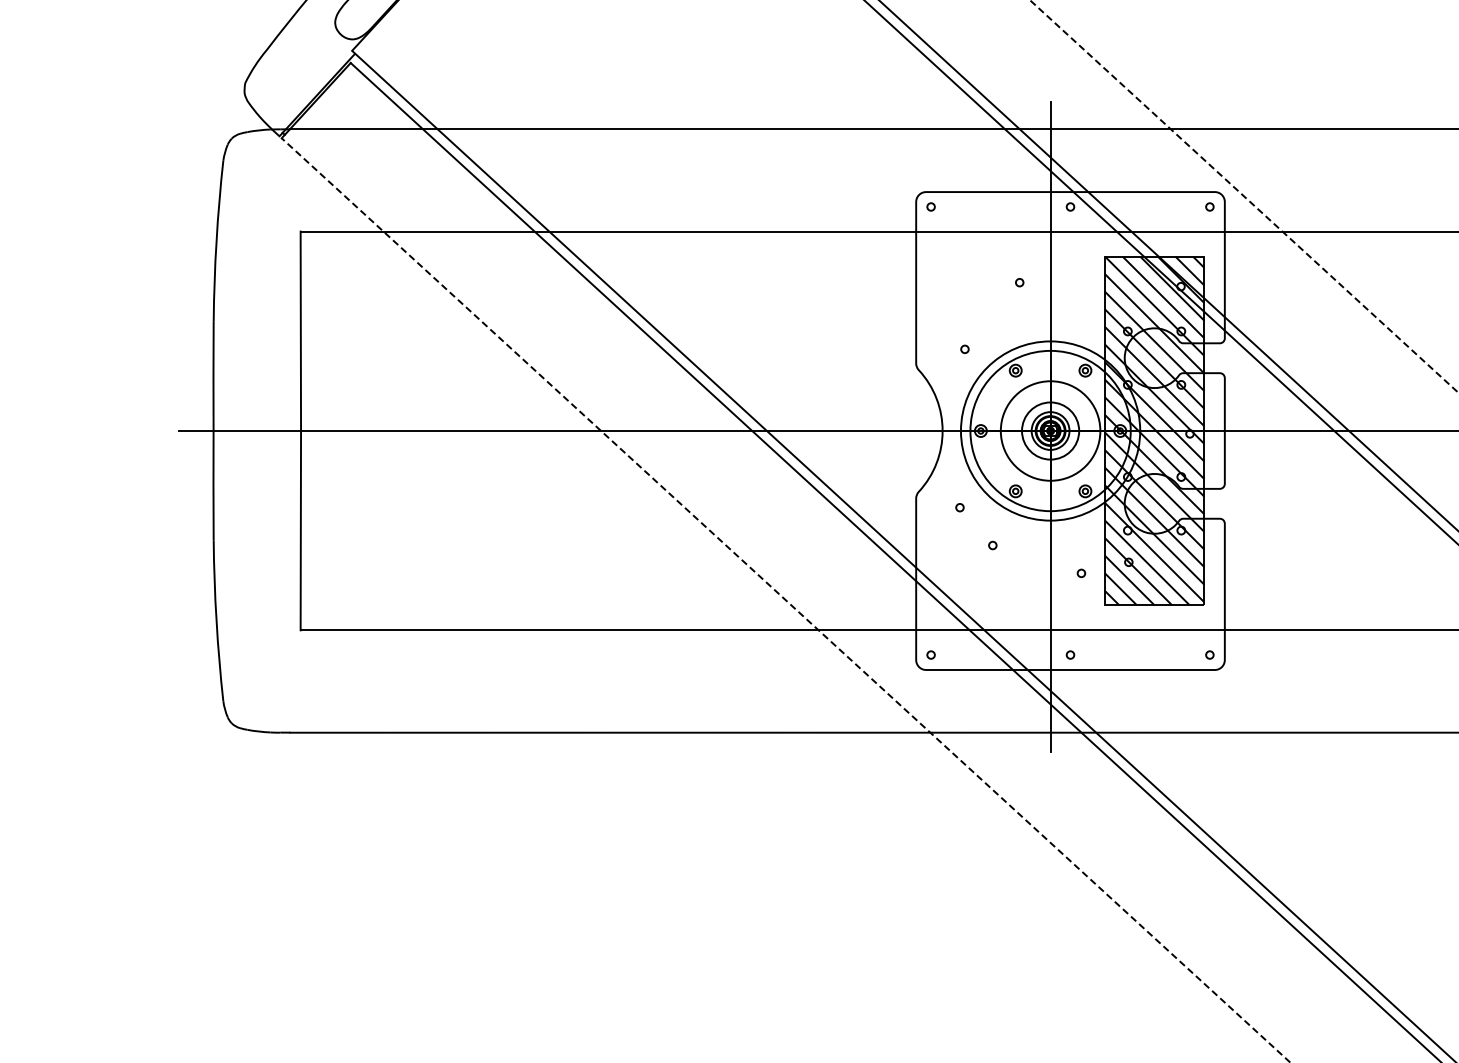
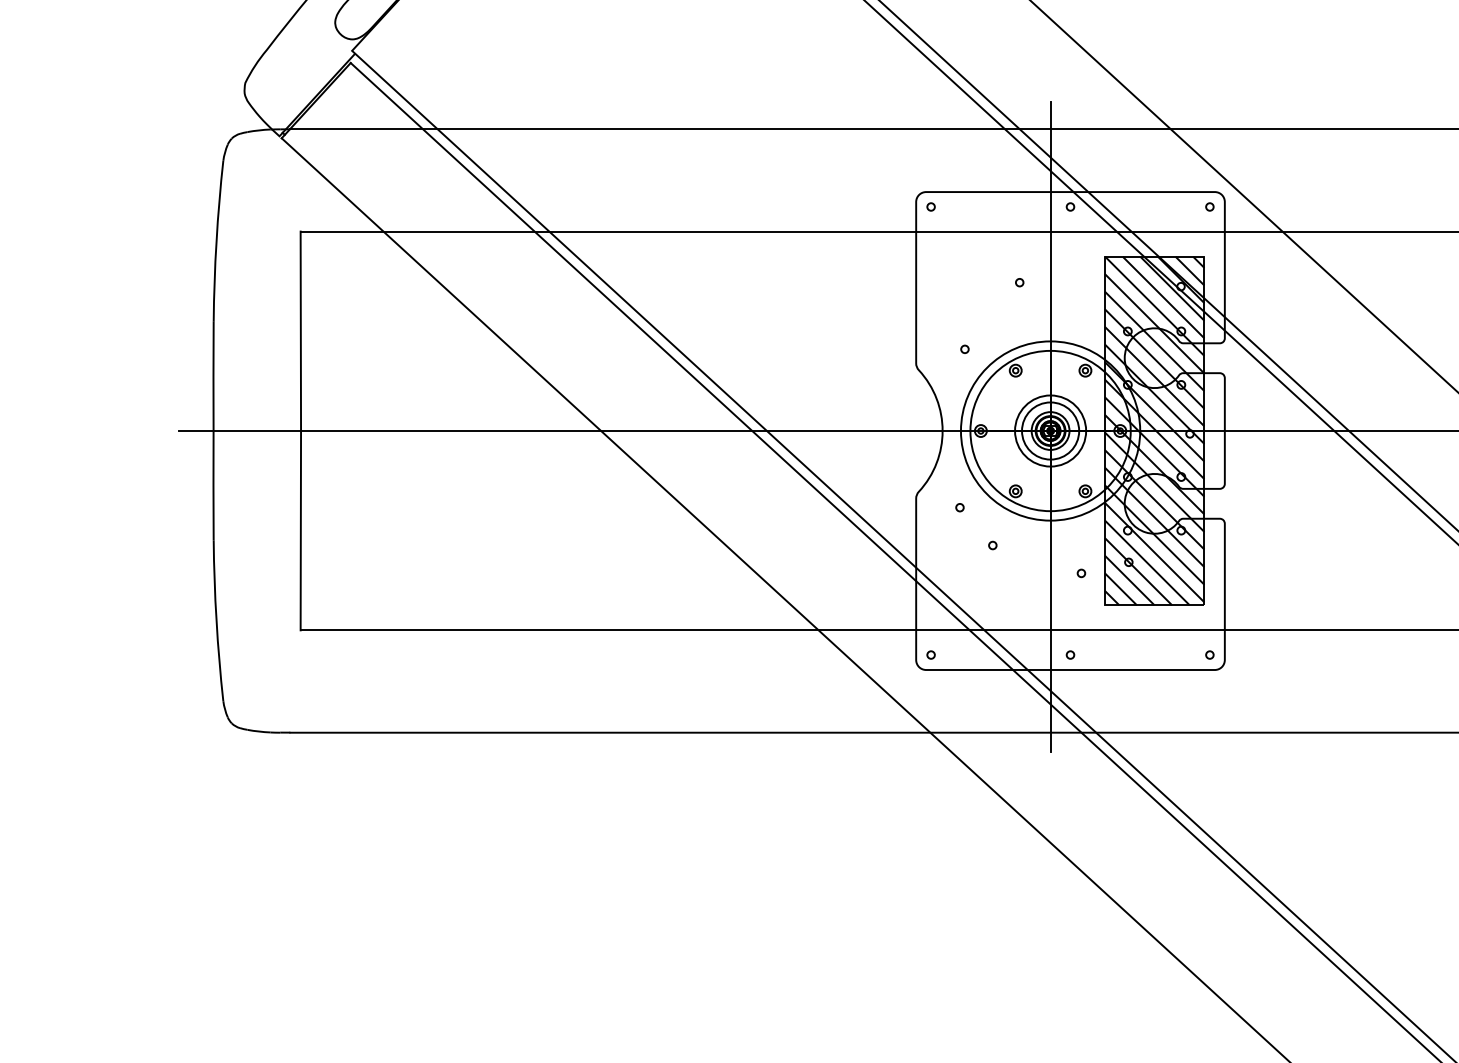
line: dashed -> solid (1244, 196)
circle diameter: 100 px -> 71 px (1050, 430)
line: dashed -> solid (786, 600)
